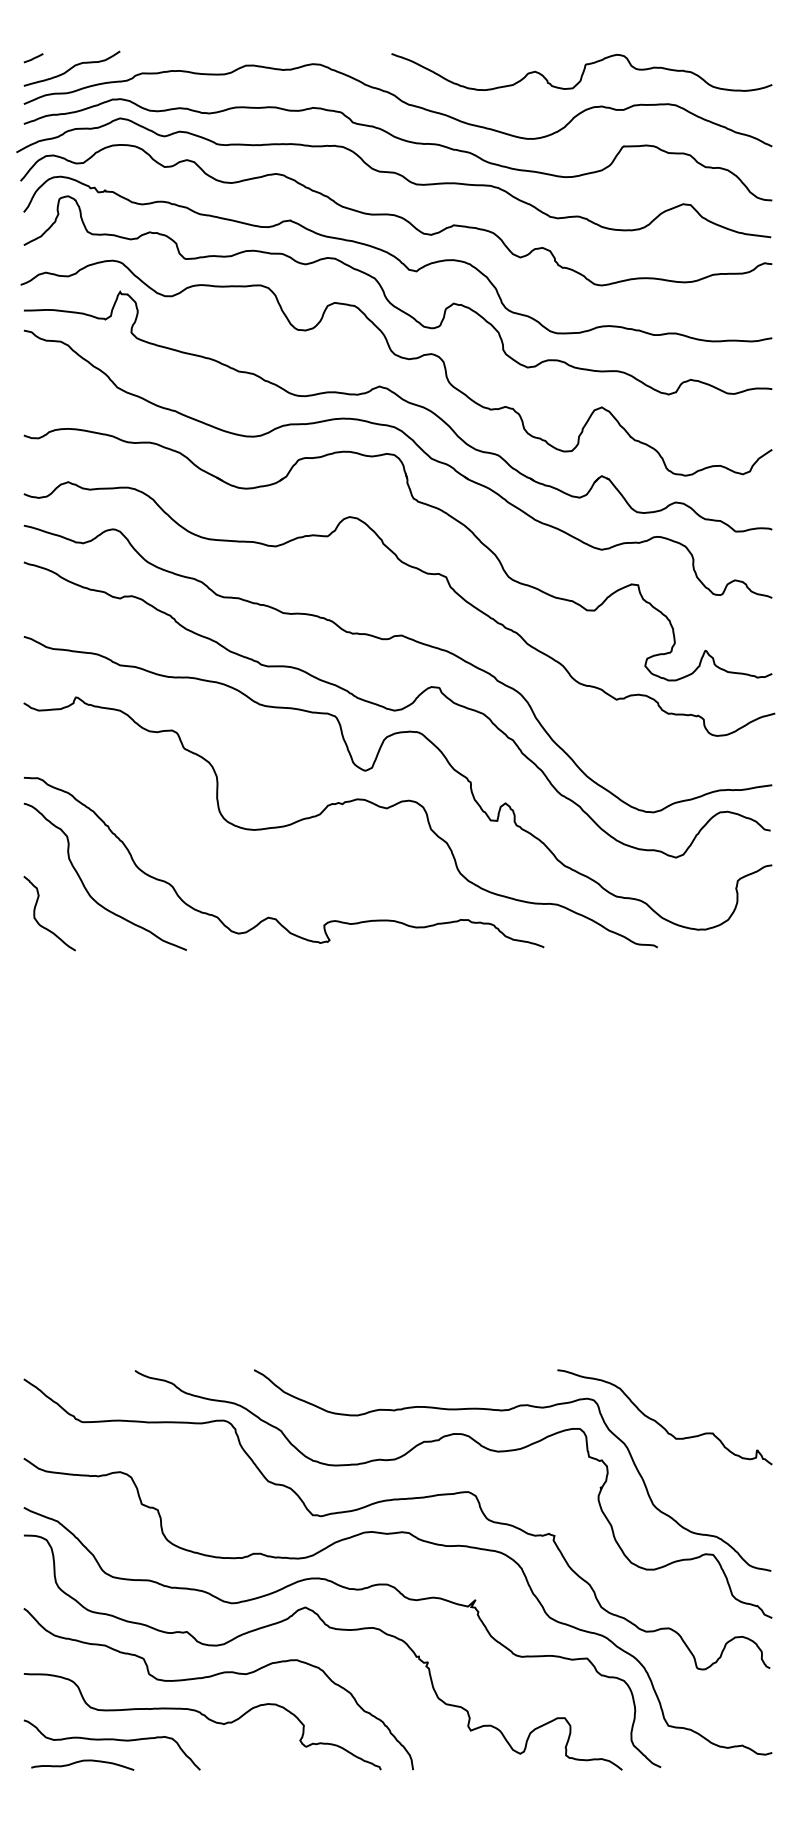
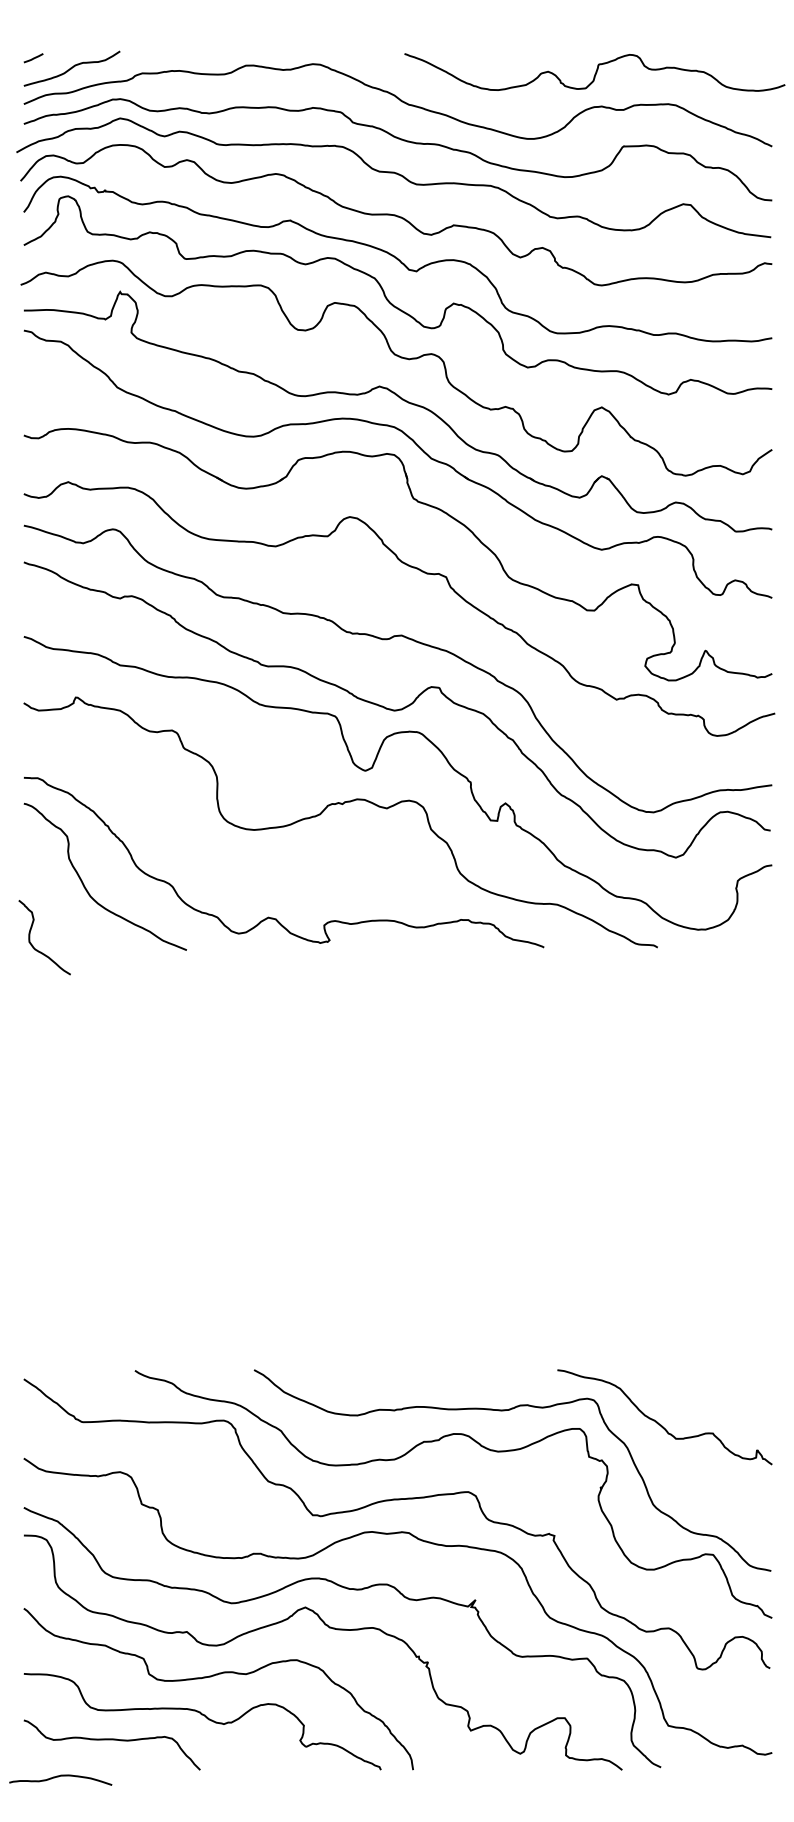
curve position: (582, 72) -> (595, 72) (595, 72)
curve position: (38, 921) -> (33, 945) (33, 945)
curve position: (80, 1762) -> (58, 1777) (58, 1777)
